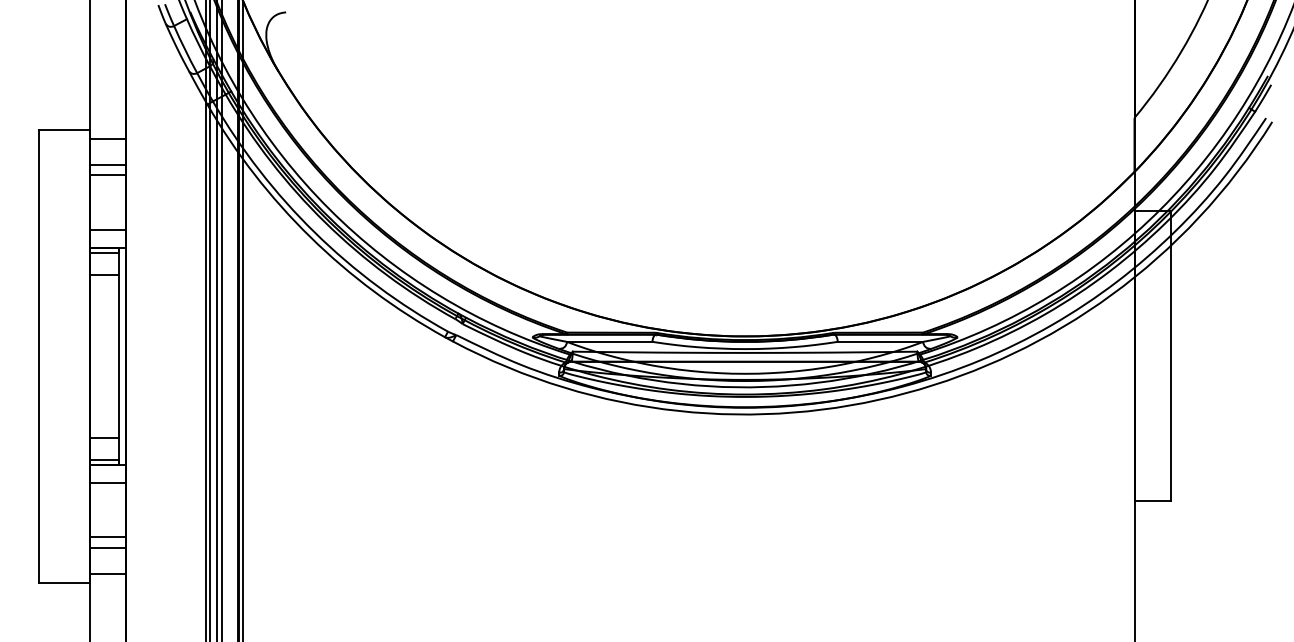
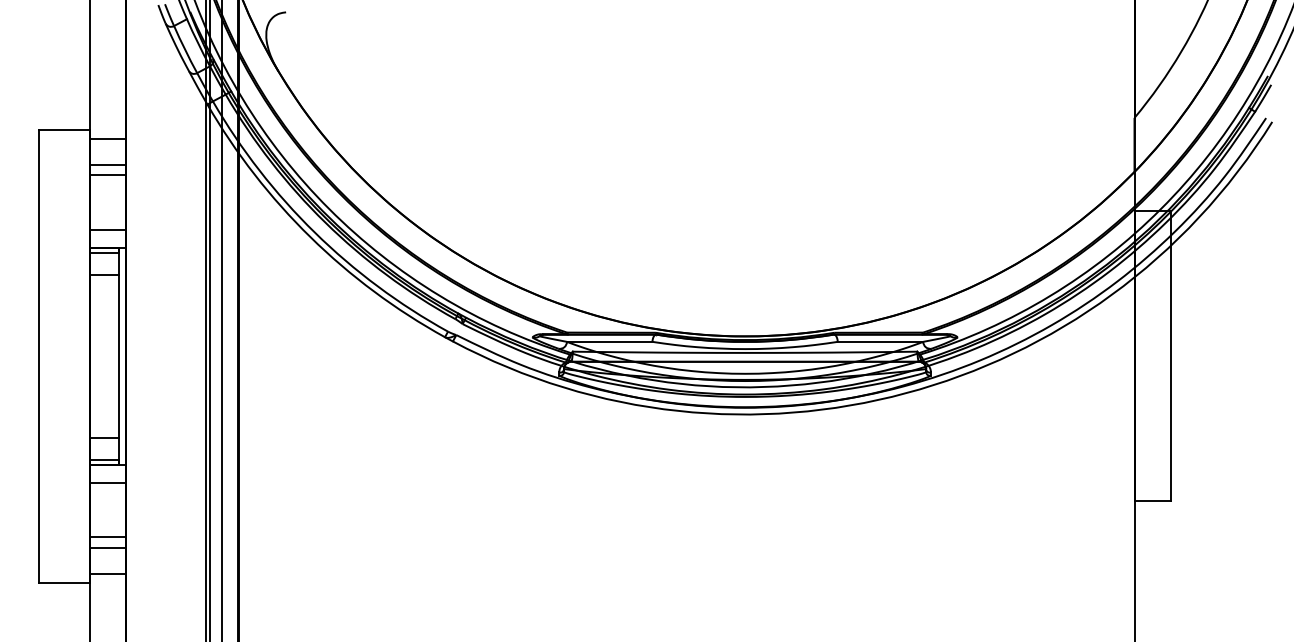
line: present -> none (216, 320)
line: present -> none (243, 320)
